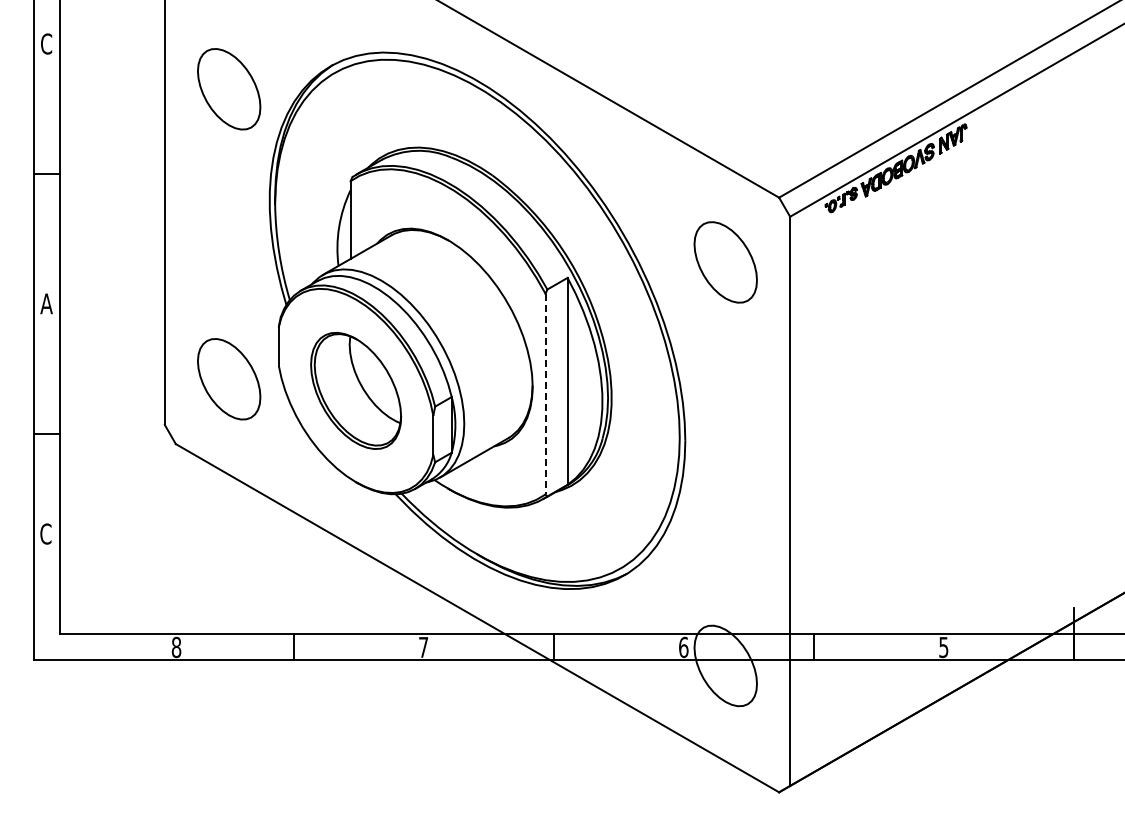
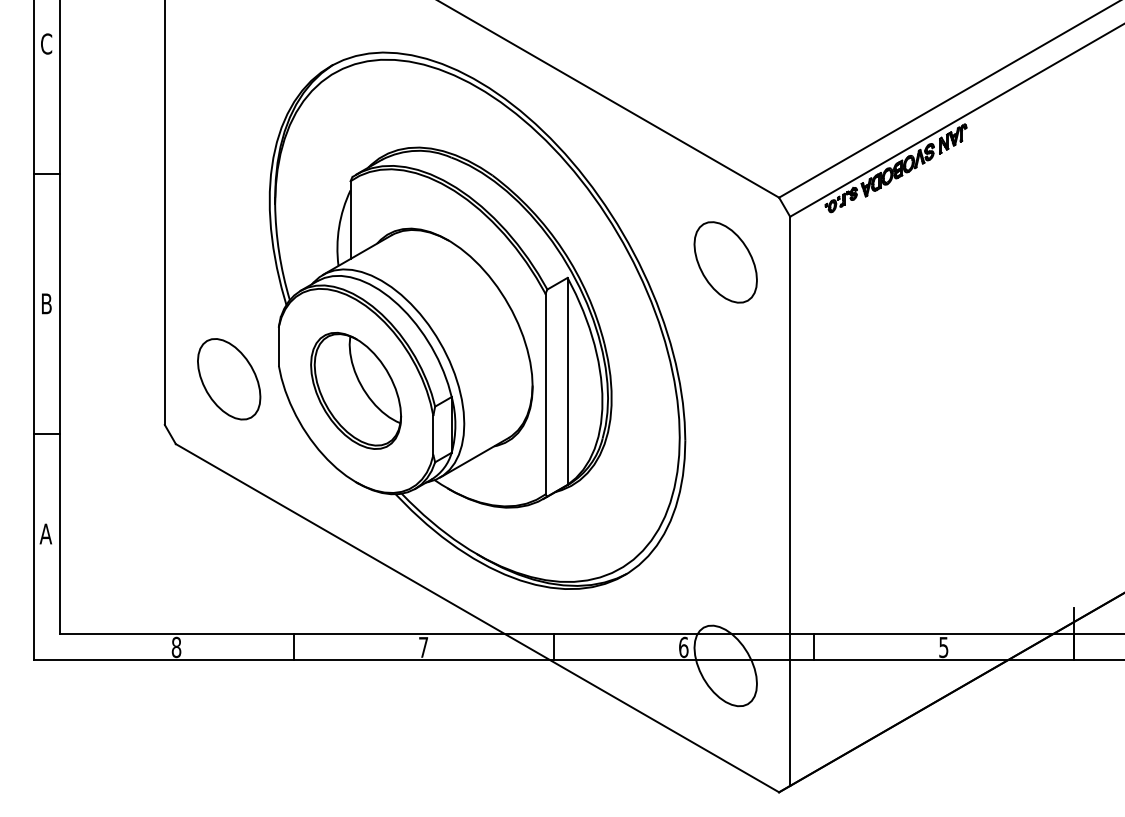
part: present -> none (229, 89)
text: A -> B (46, 303)
line: dashed -> solid (545, 394)
text: C -> A (45, 533)
